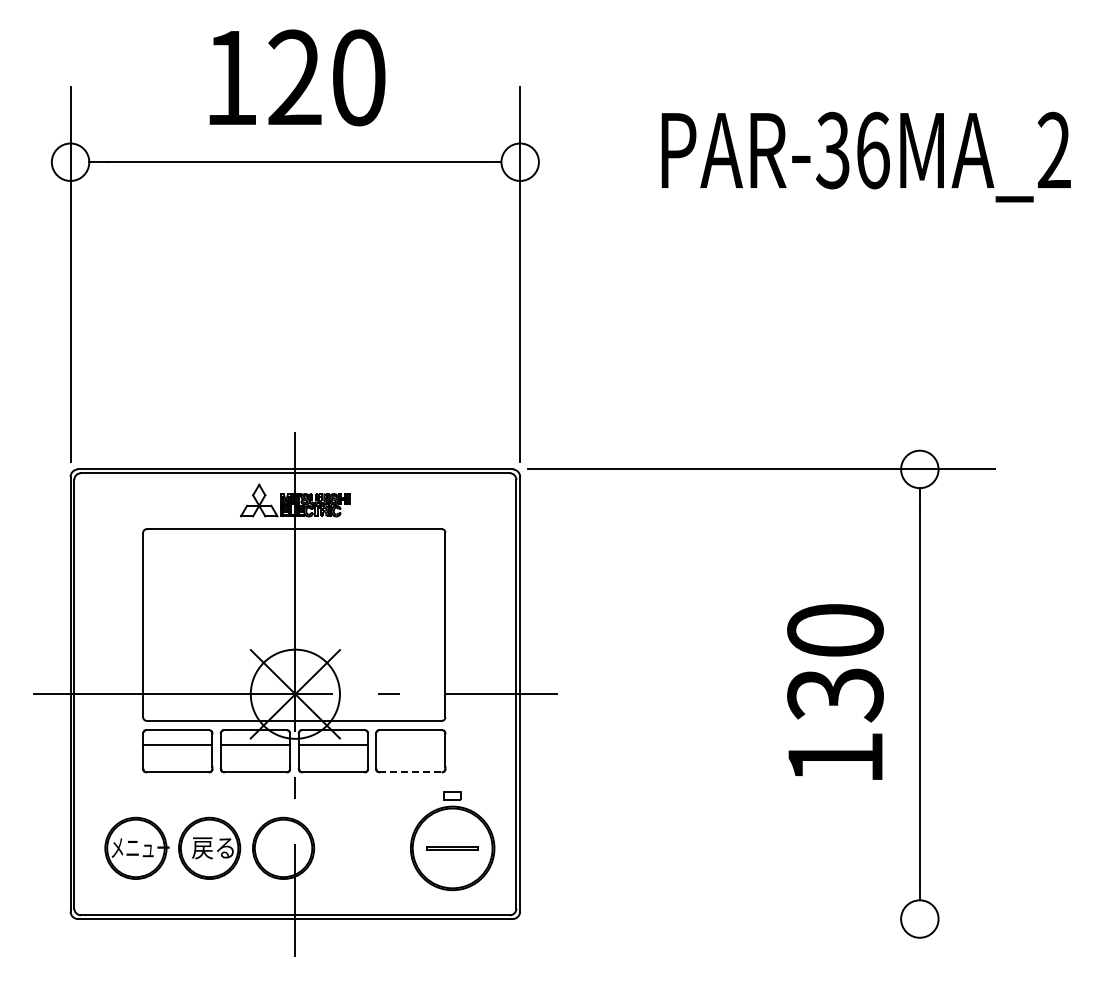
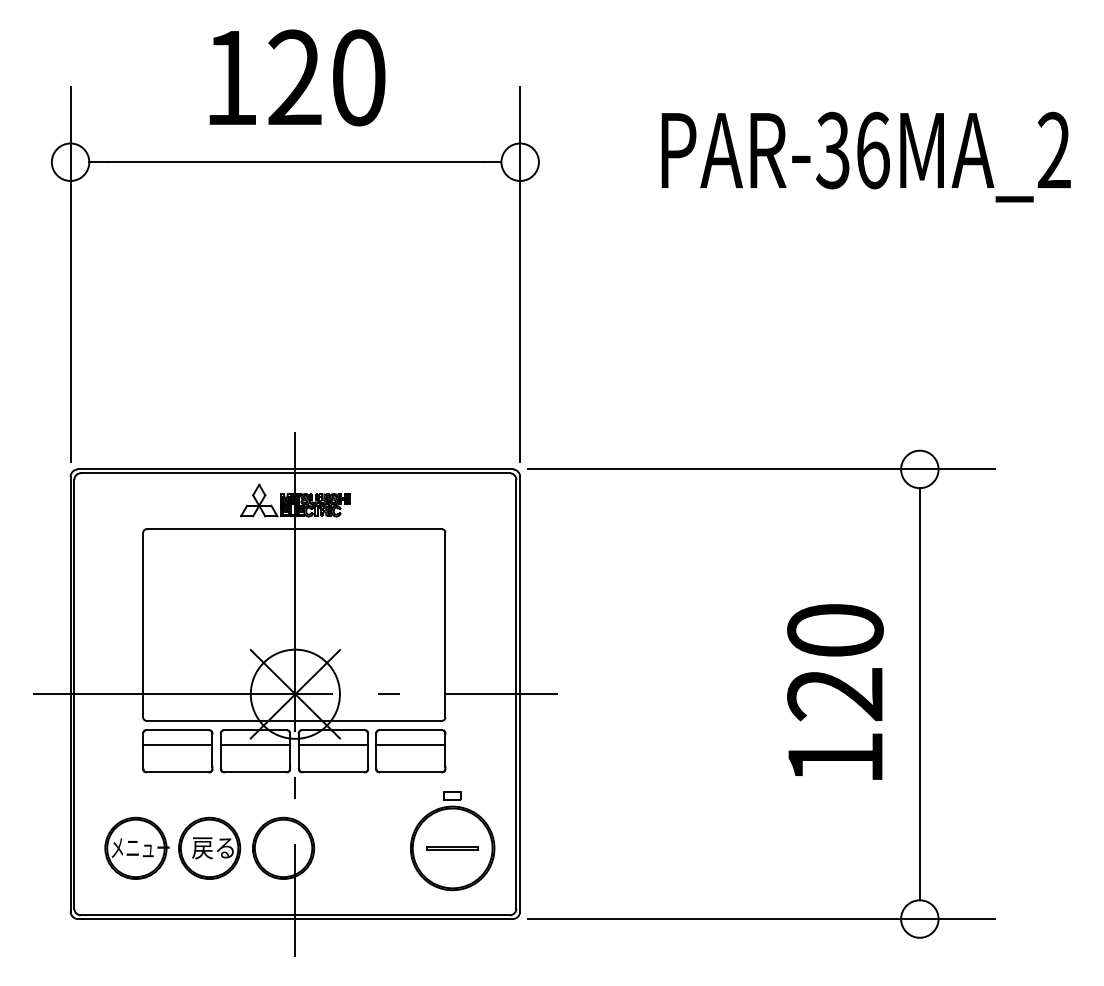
text: 130 -> 120 (835, 695)
line: none -> present (410, 744)
line: dashed -> solid (410, 772)
line: none -> present (760, 919)
